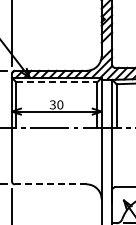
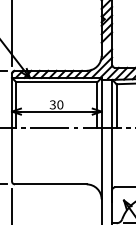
line: dashed -> solid (57, 82)
line: dashed -> solid (50, 184)
